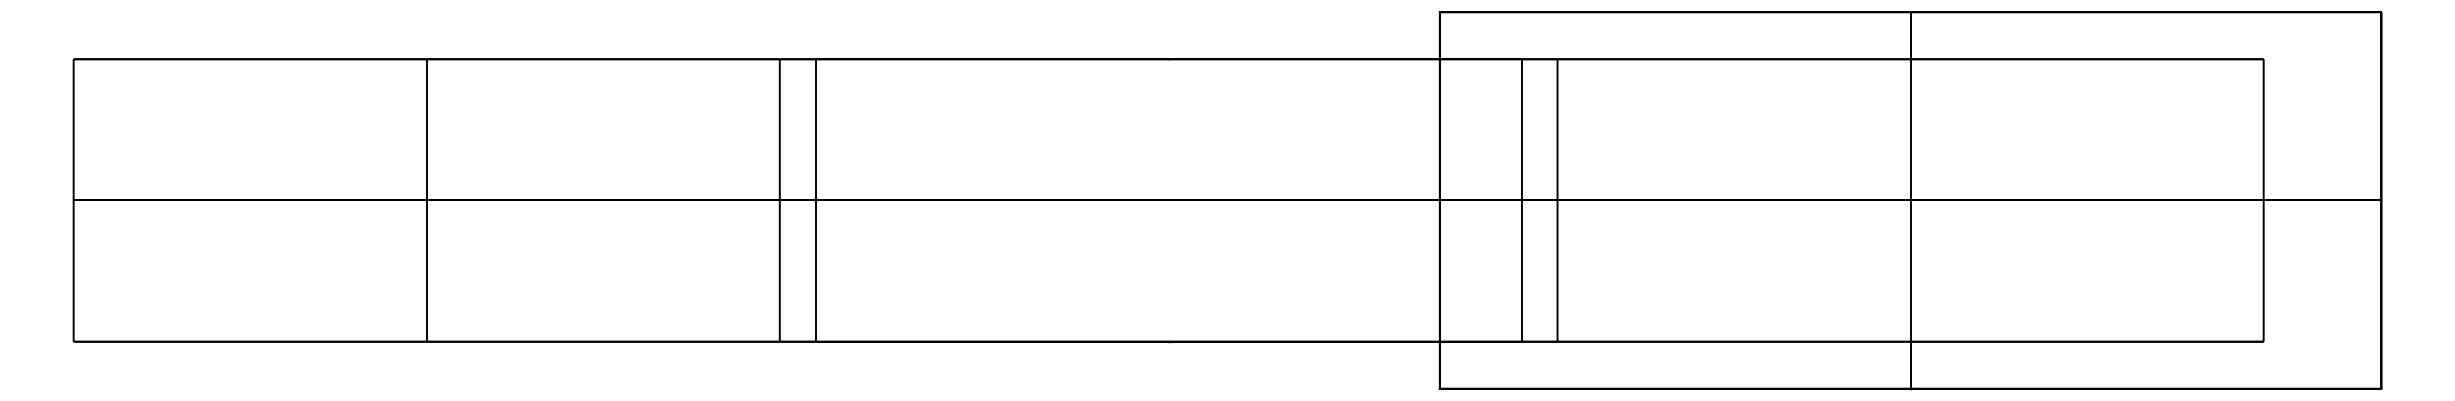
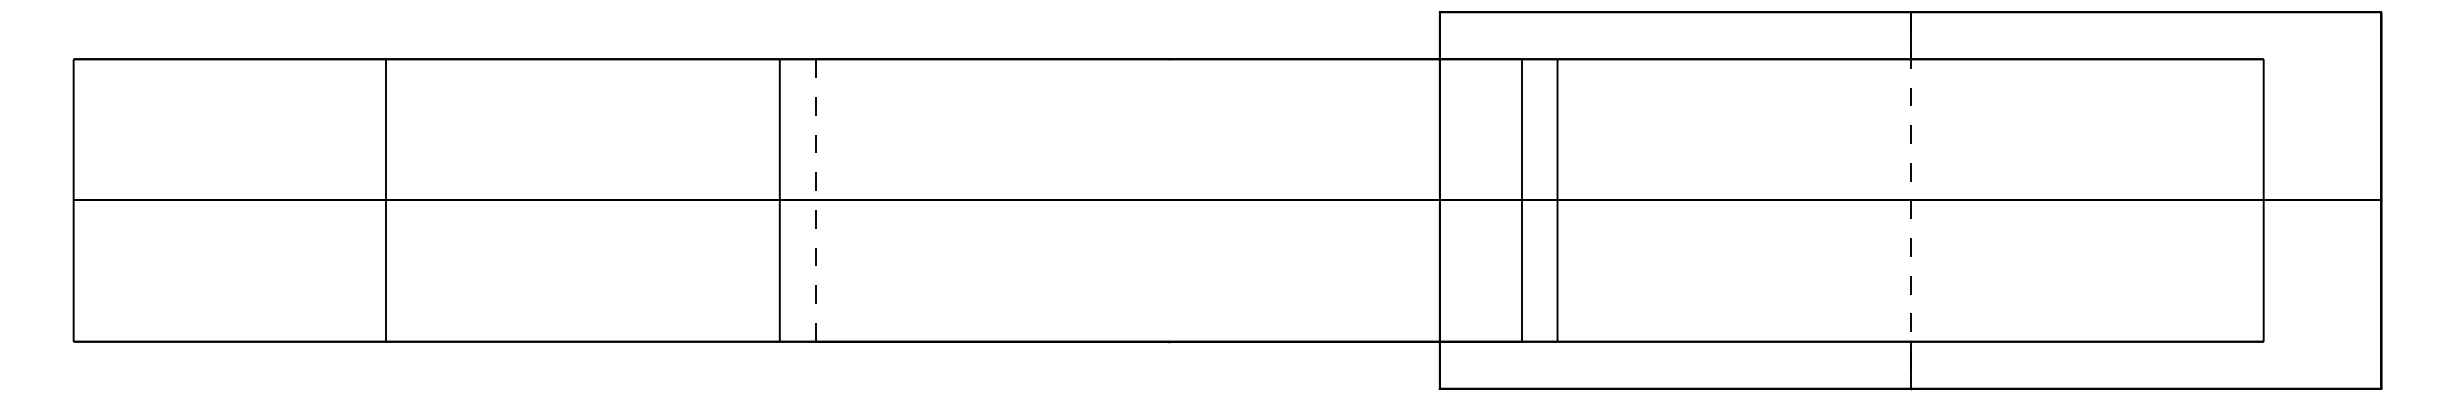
line position: (426, 200) -> (385, 200) (385, 200)
line: solid -> dashed (815, 200)
line: solid -> dashed (1910, 200)
